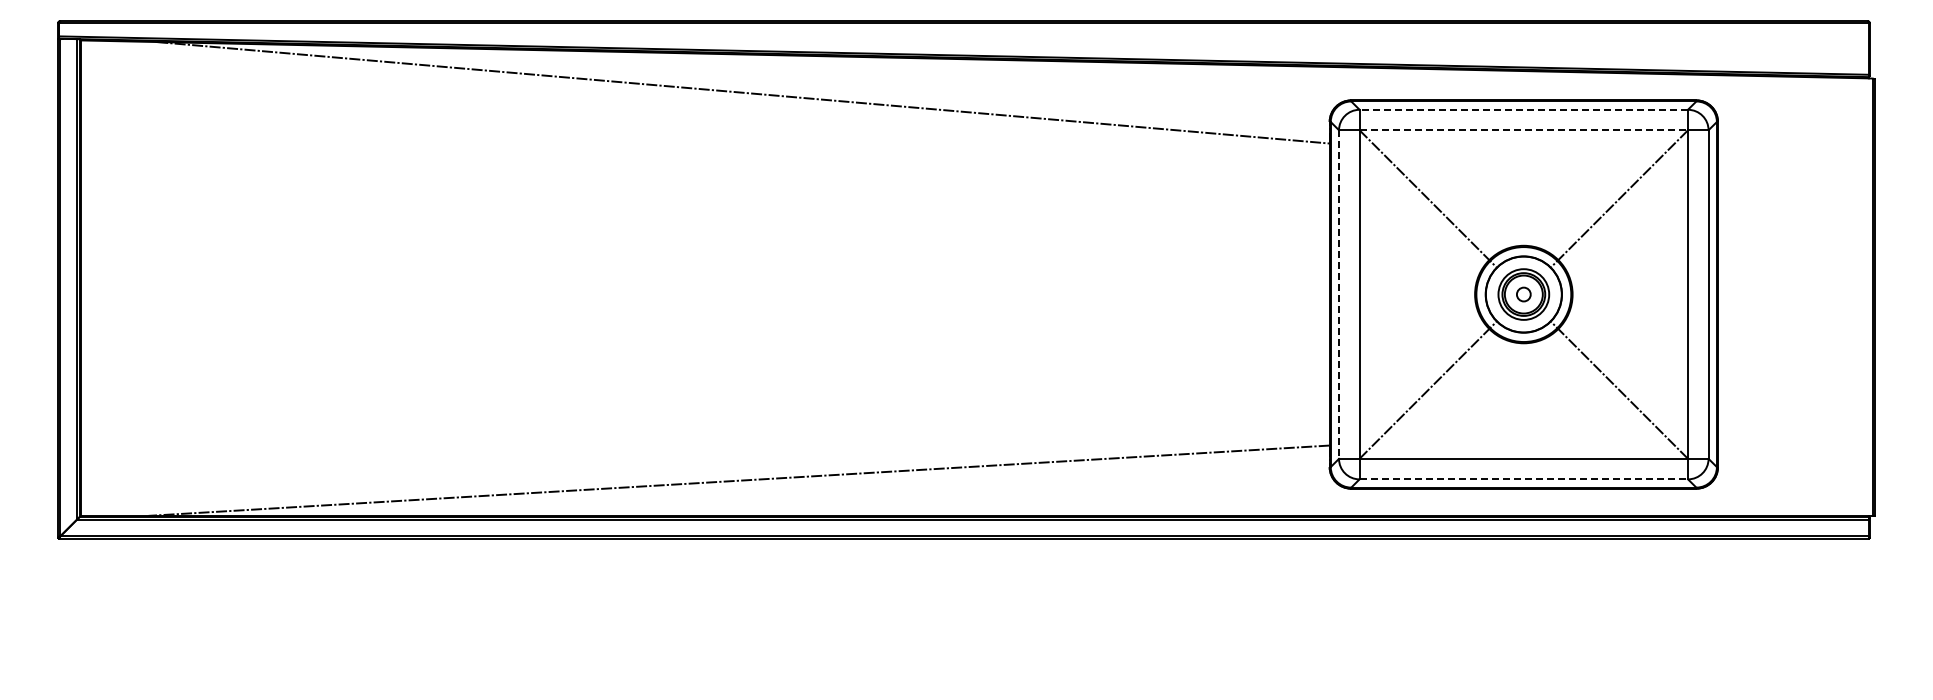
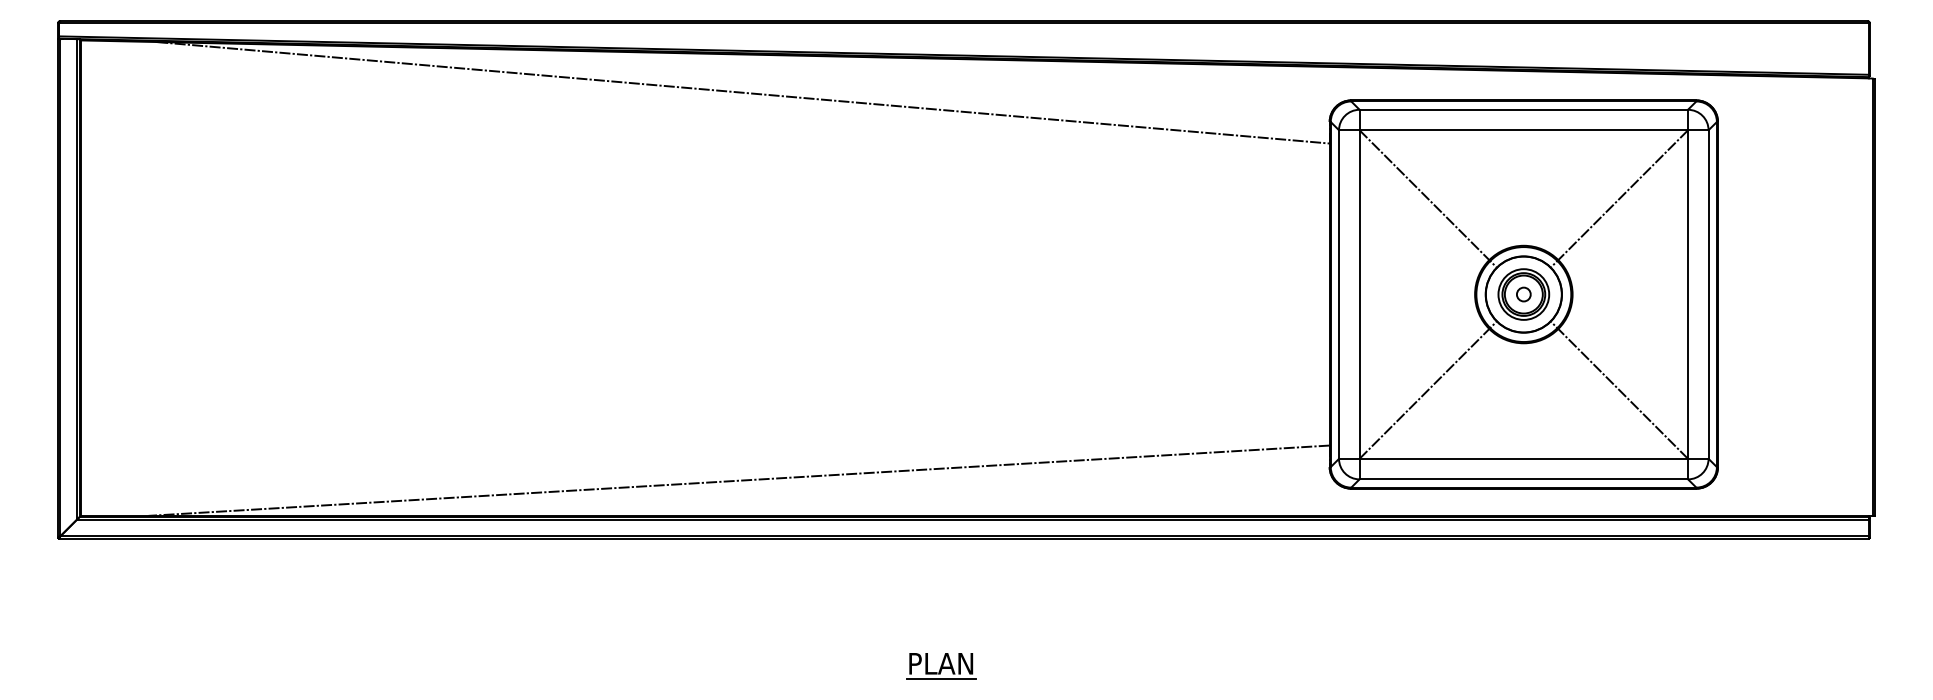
line: dashed -> solid (1523, 109)
line: dashed -> solid (1524, 130)
line: dashed -> solid (1339, 295)
line: dashed -> solid (1524, 479)
part: none -> present (941, 666)
